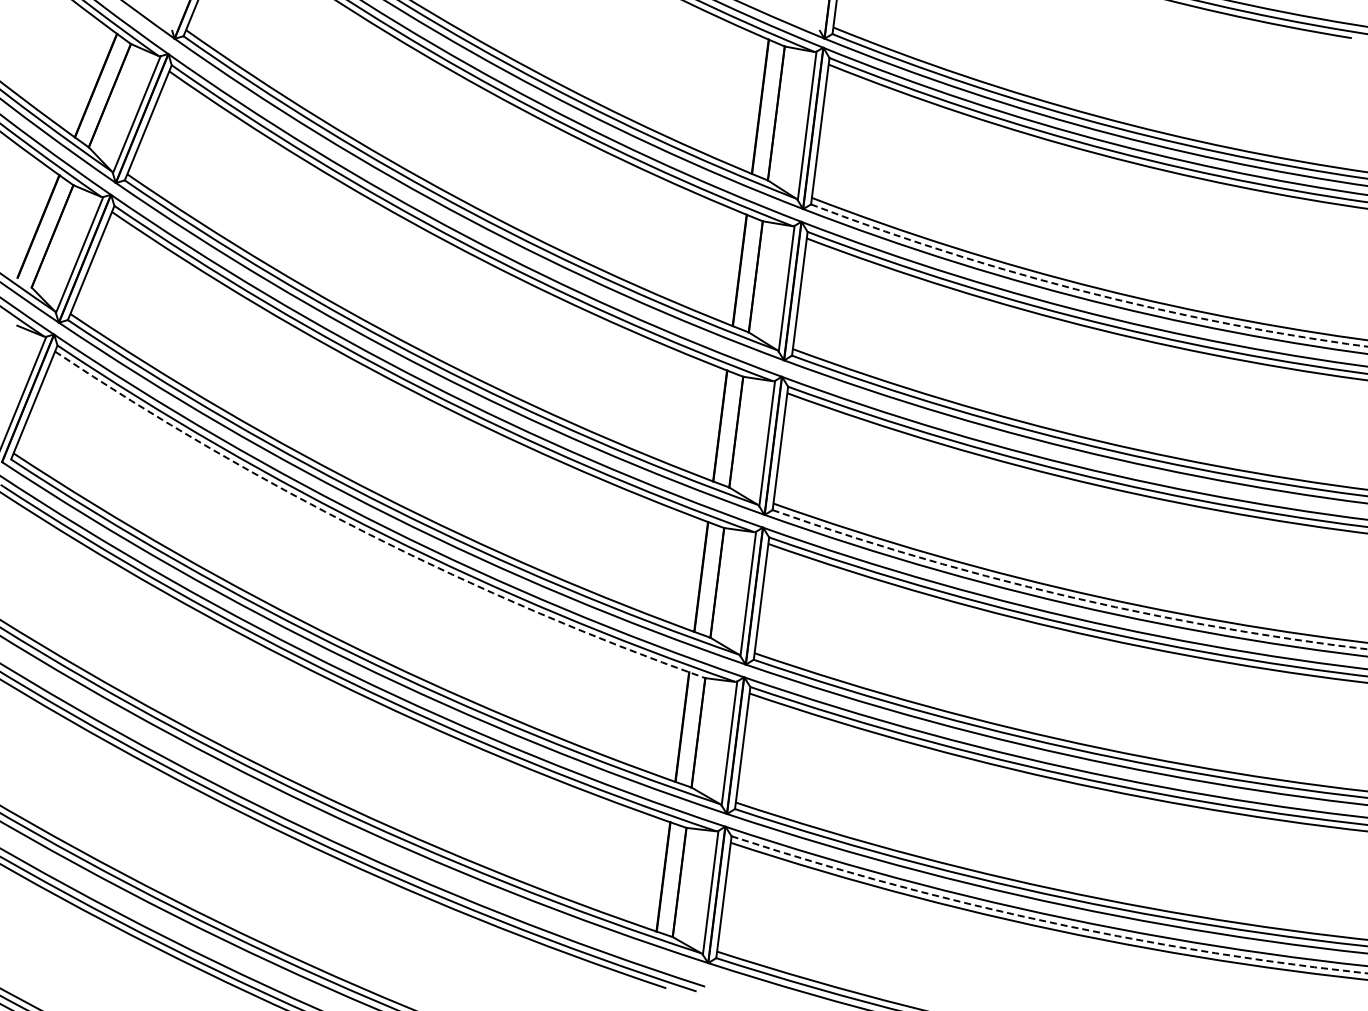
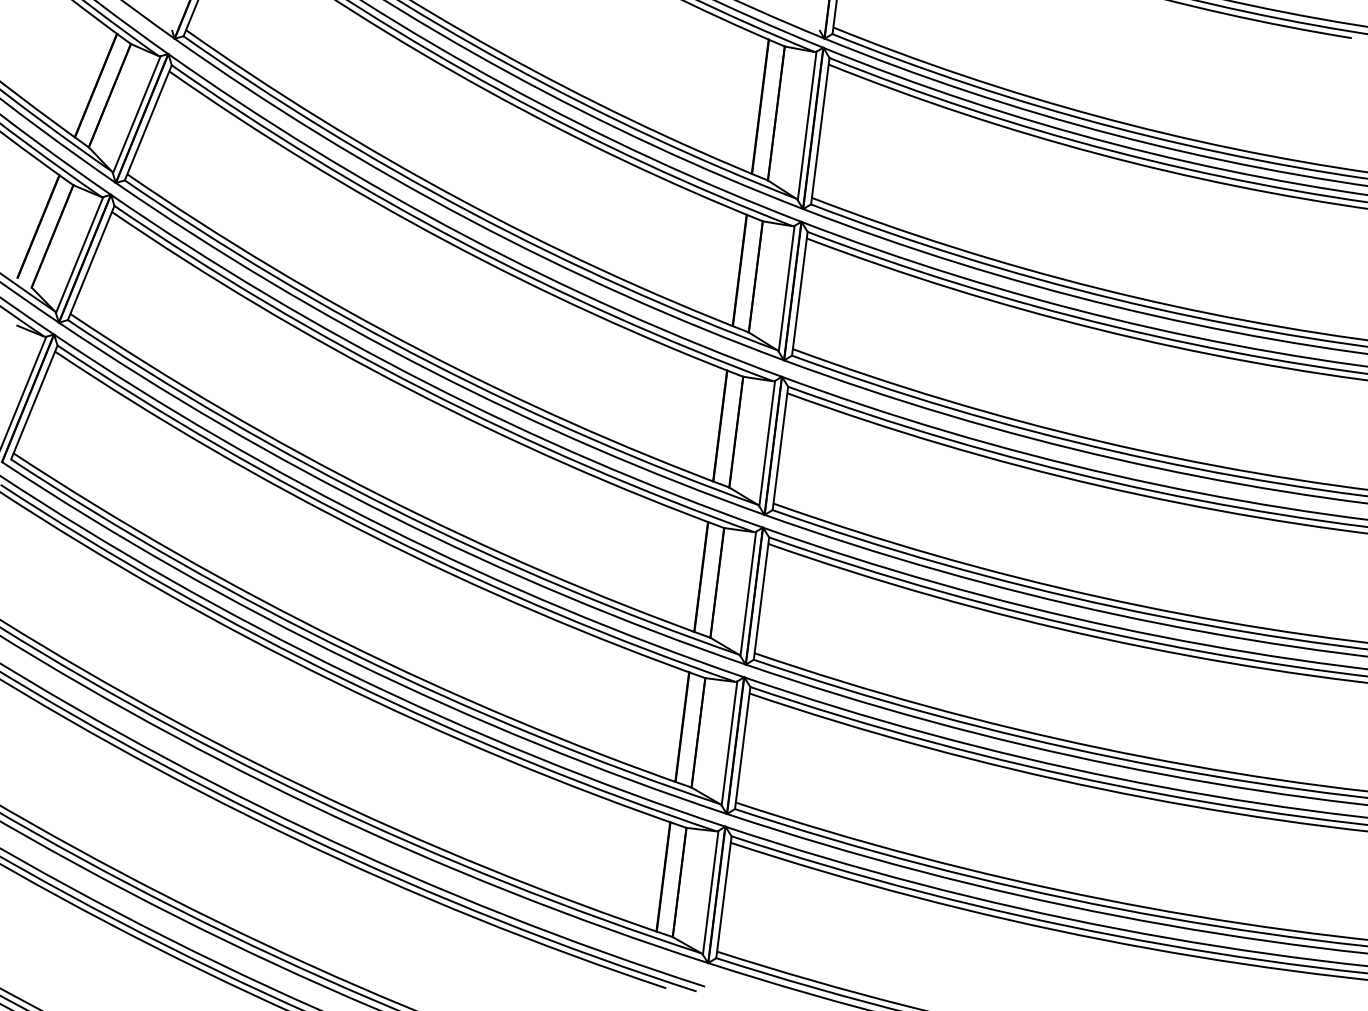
arc: dashed -> solid (1085, 291)
arc: dashed -> solid (370, 534)
arc: dashed -> solid (1067, 596)
arc: dashed -> solid (1047, 921)
